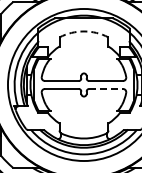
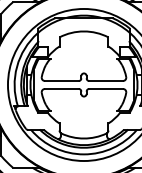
arc: dashed -> solid (84, 31)
line: dashed -> solid (106, 88)
